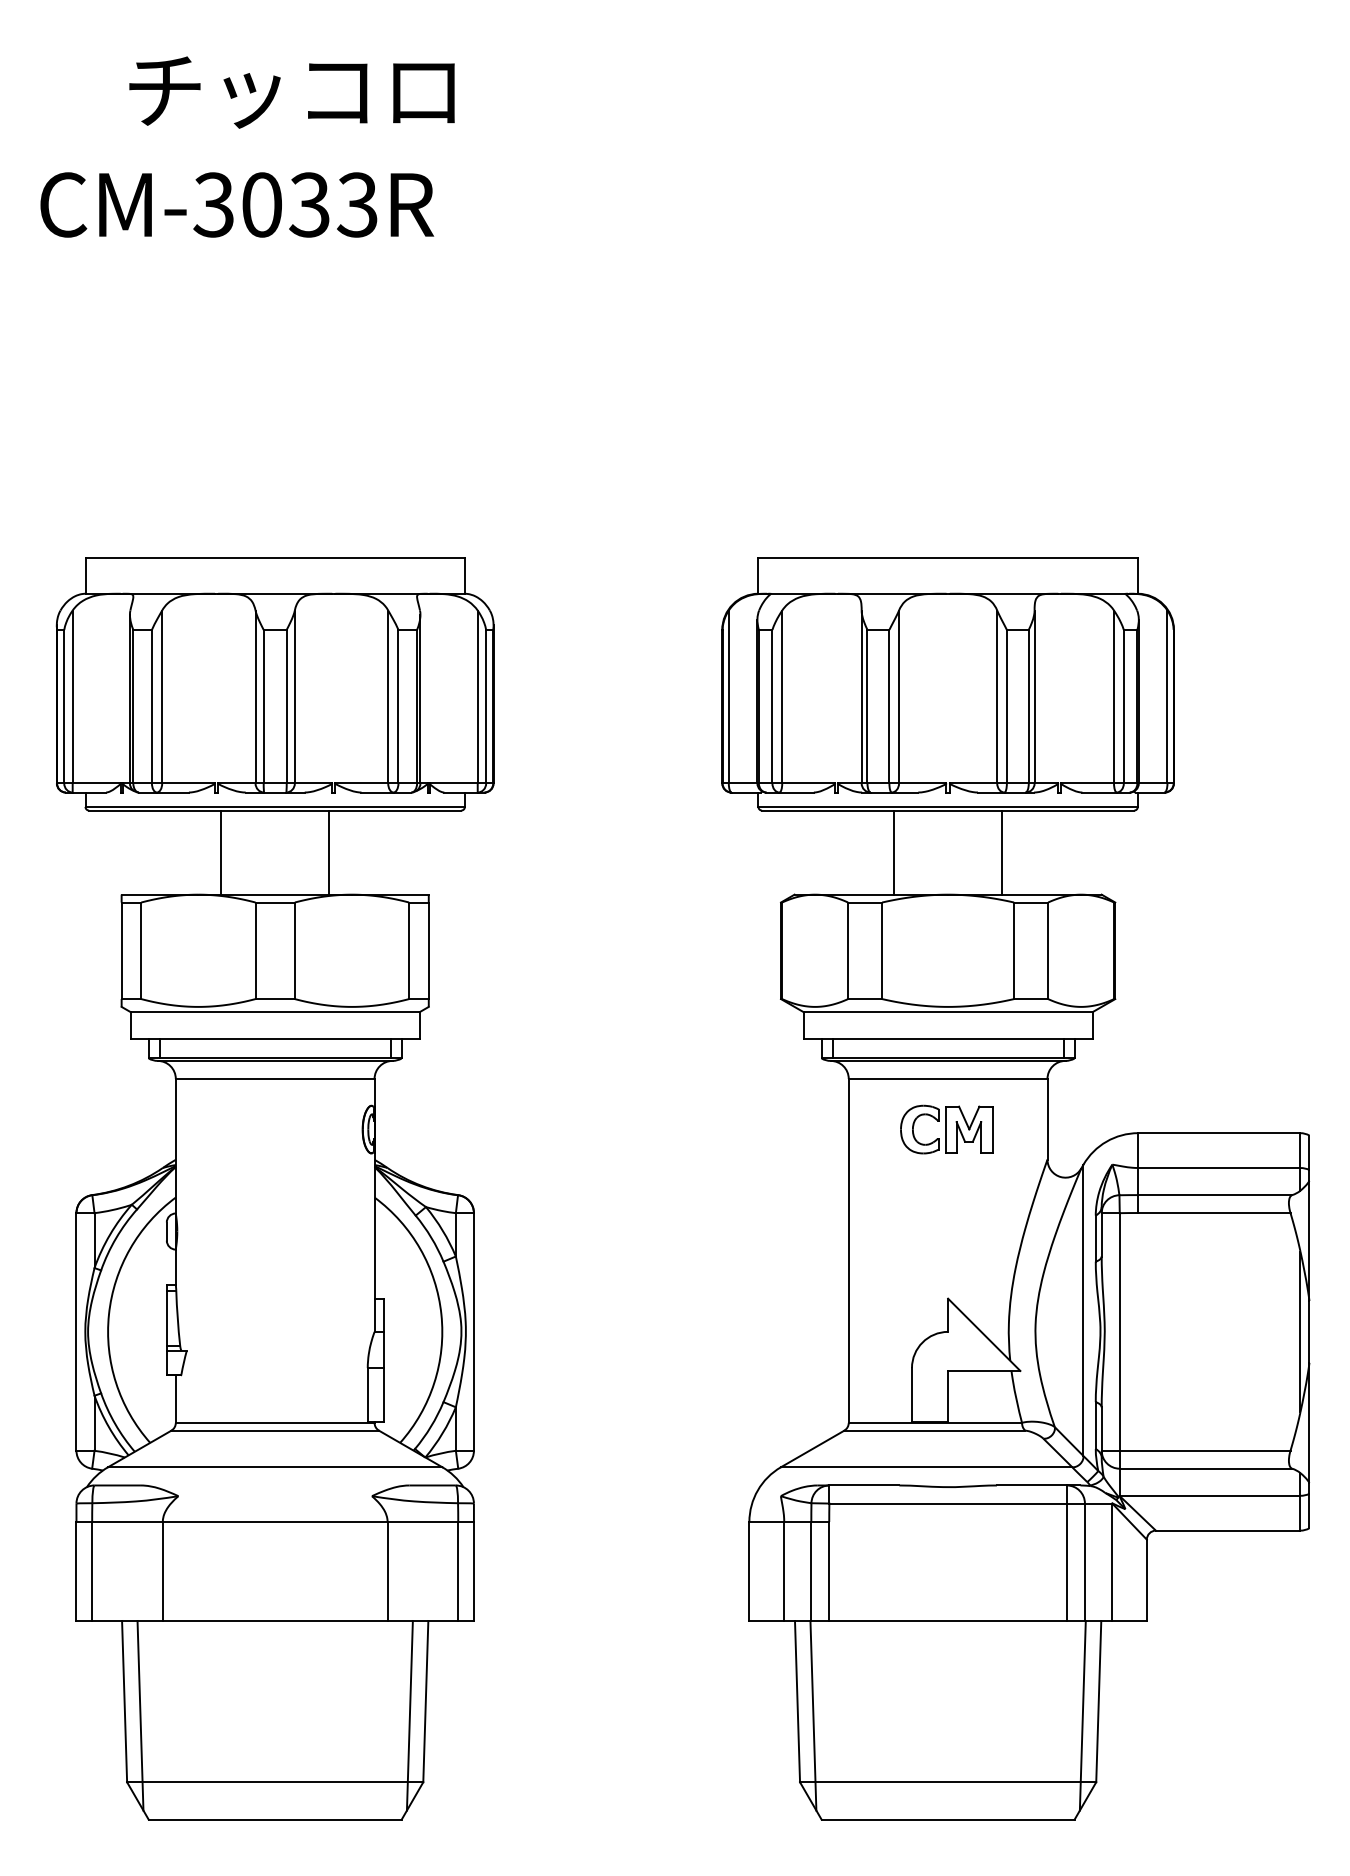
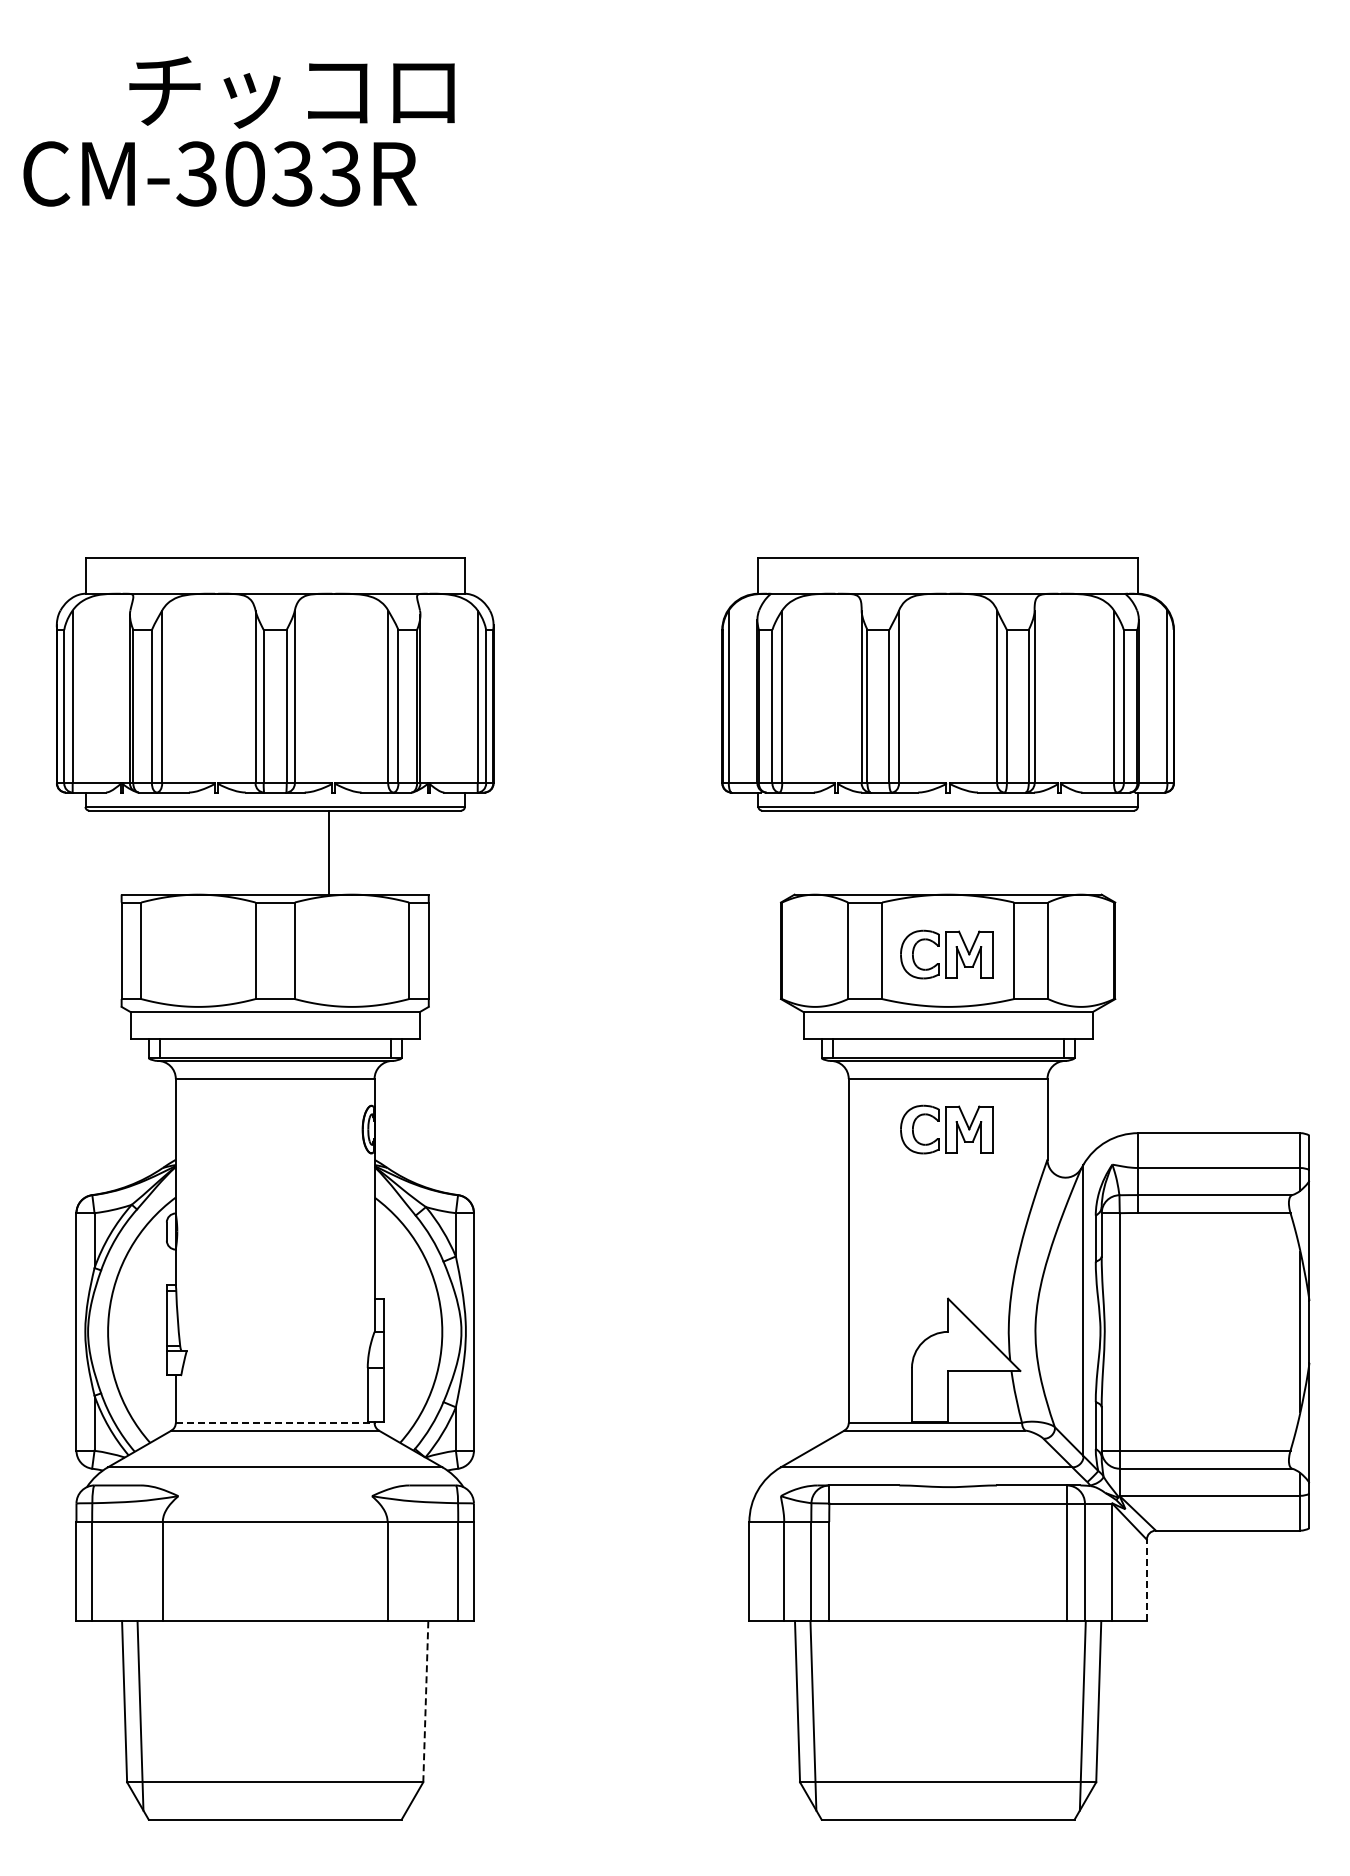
text position: (237, 204) -> (220, 173) (220, 173)
line: present -> none (221, 852)
line: present -> none (893, 852)
line: present -> none (1002, 852)
part: none -> present (946, 954)
line: solid -> dashed (275, 1422)
line: solid -> dashed (1146, 1580)
line: solid -> dashed (425, 1701)
line: present -> none (409, 1715)
